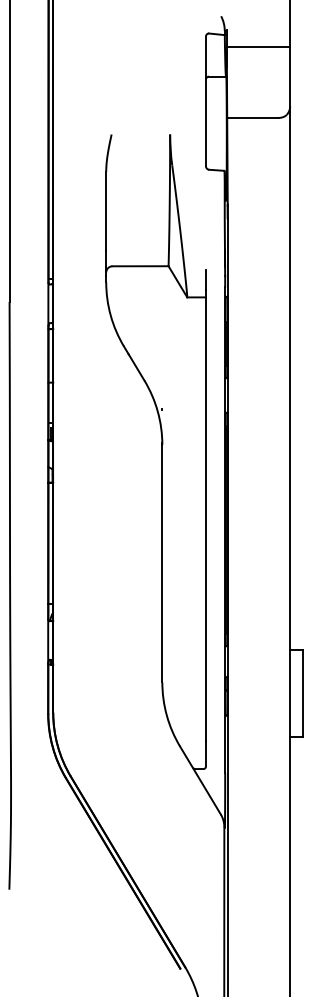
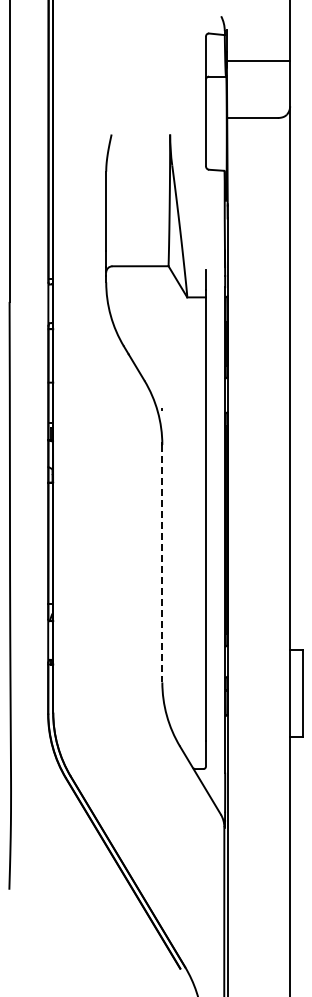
line position: (258, 47) -> (258, 61) (258, 61)
line: solid -> dashed (162, 563)
